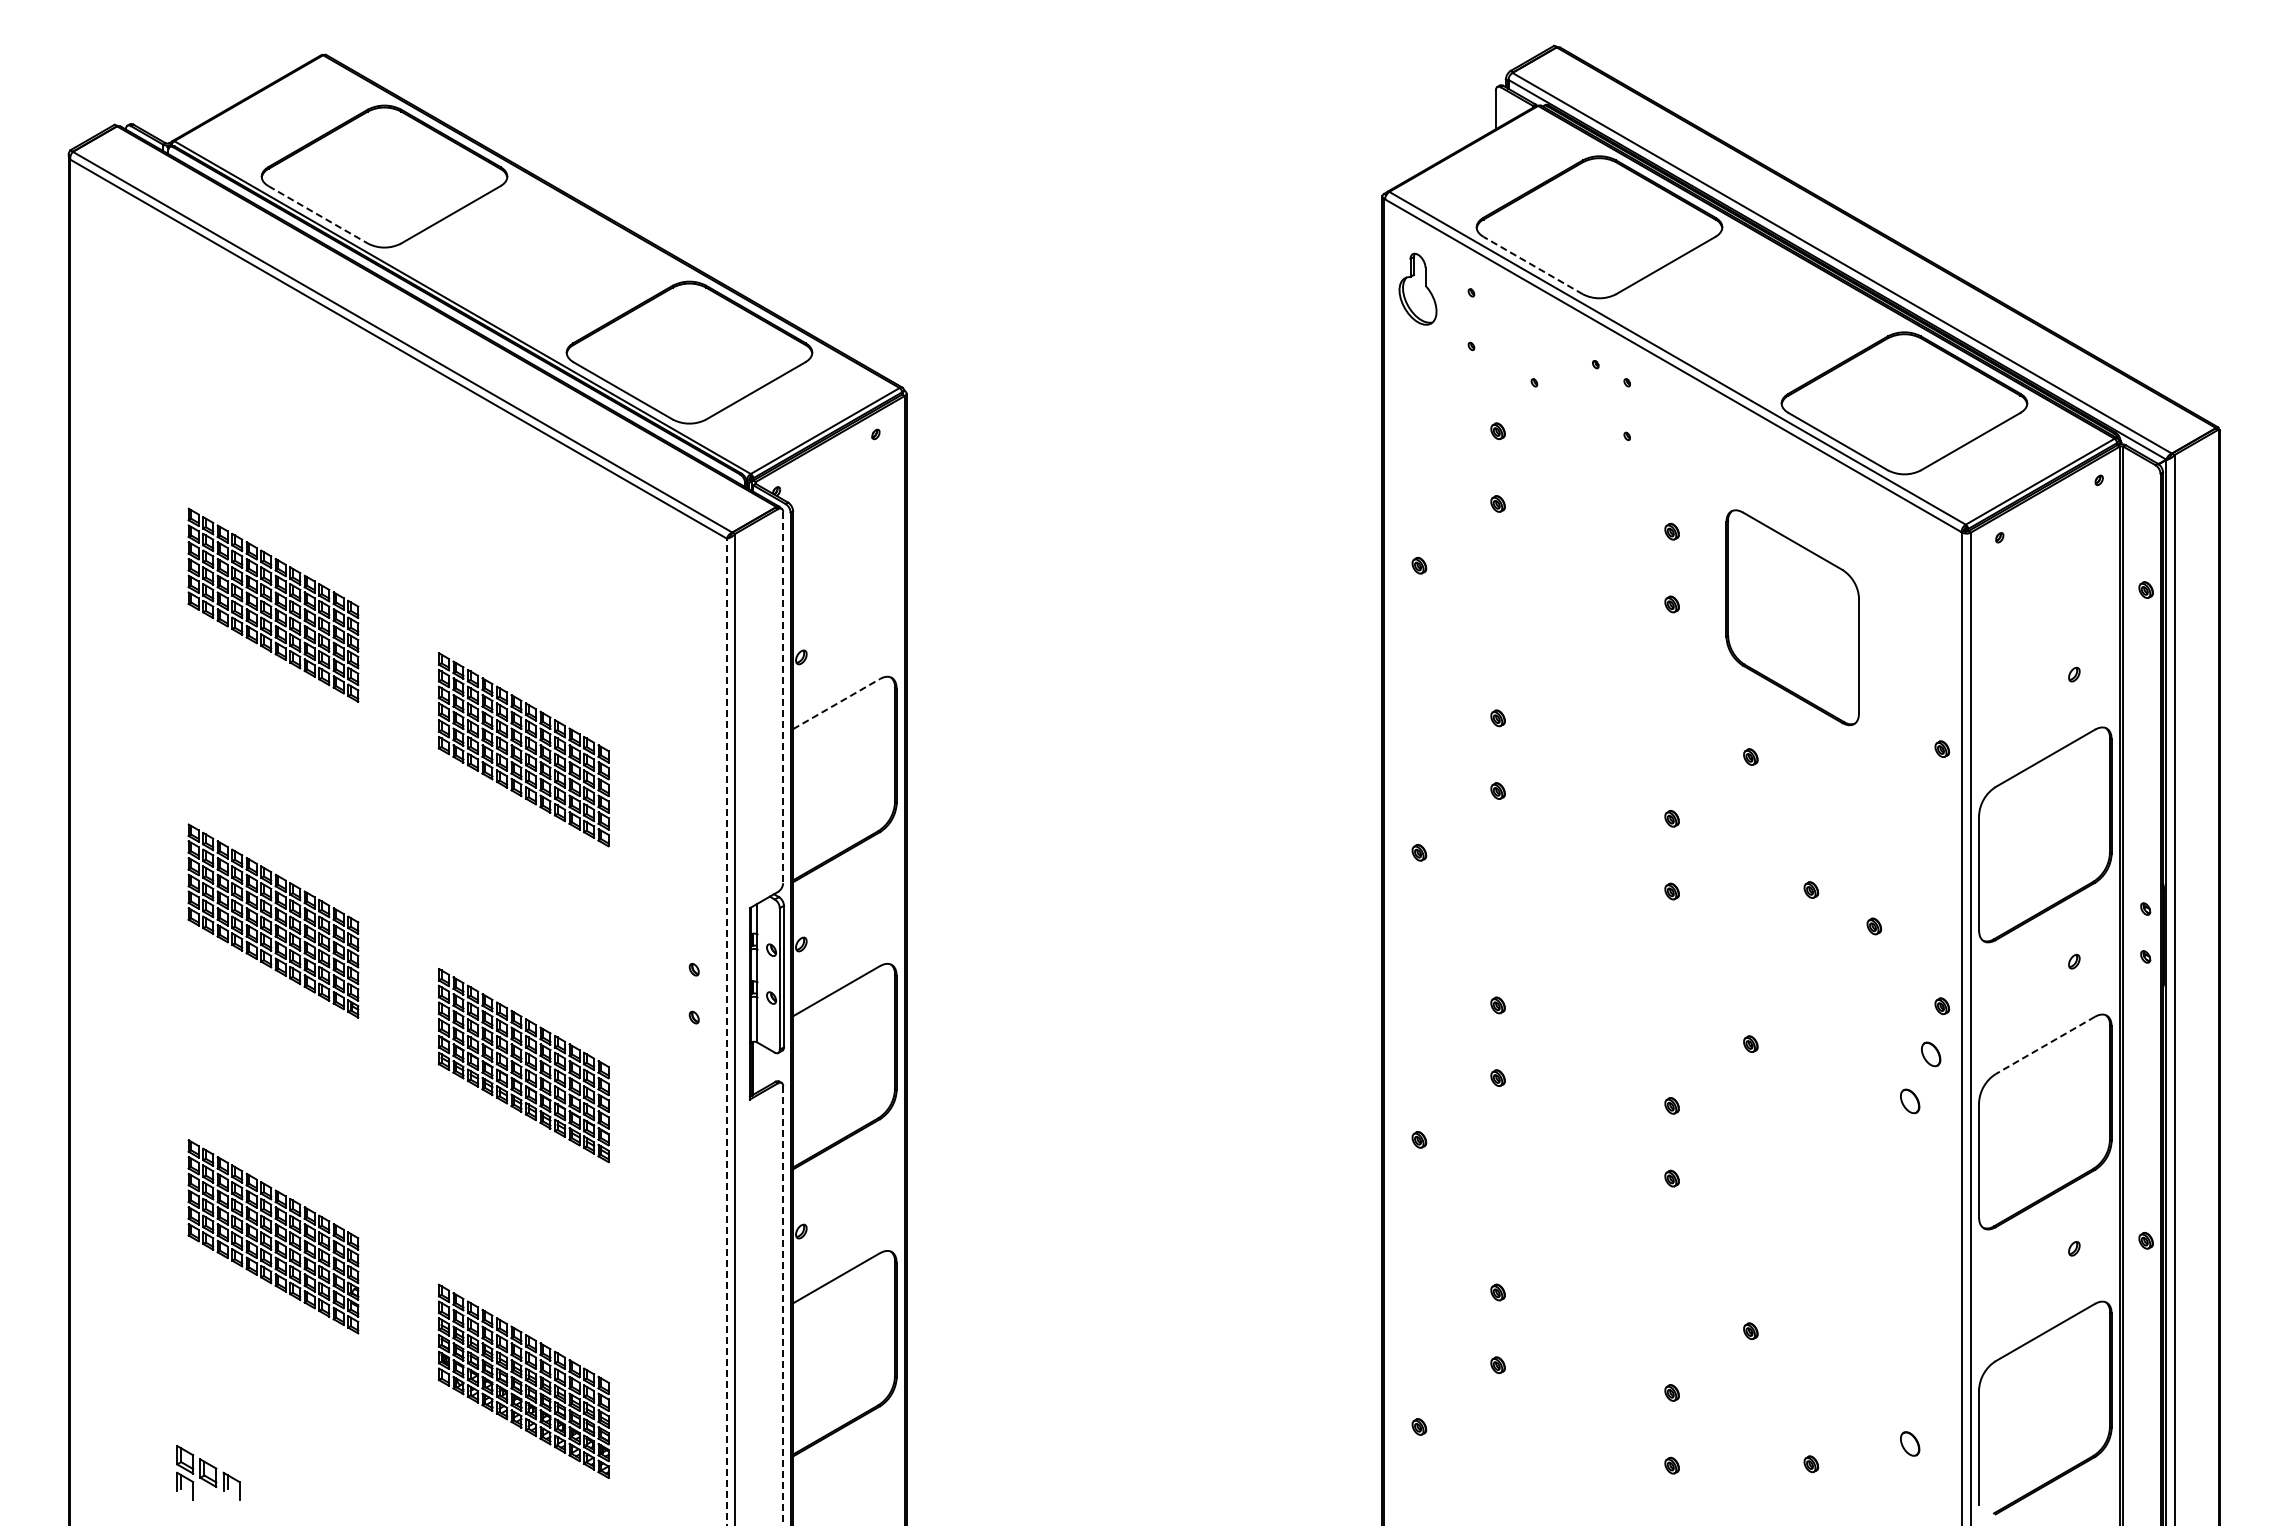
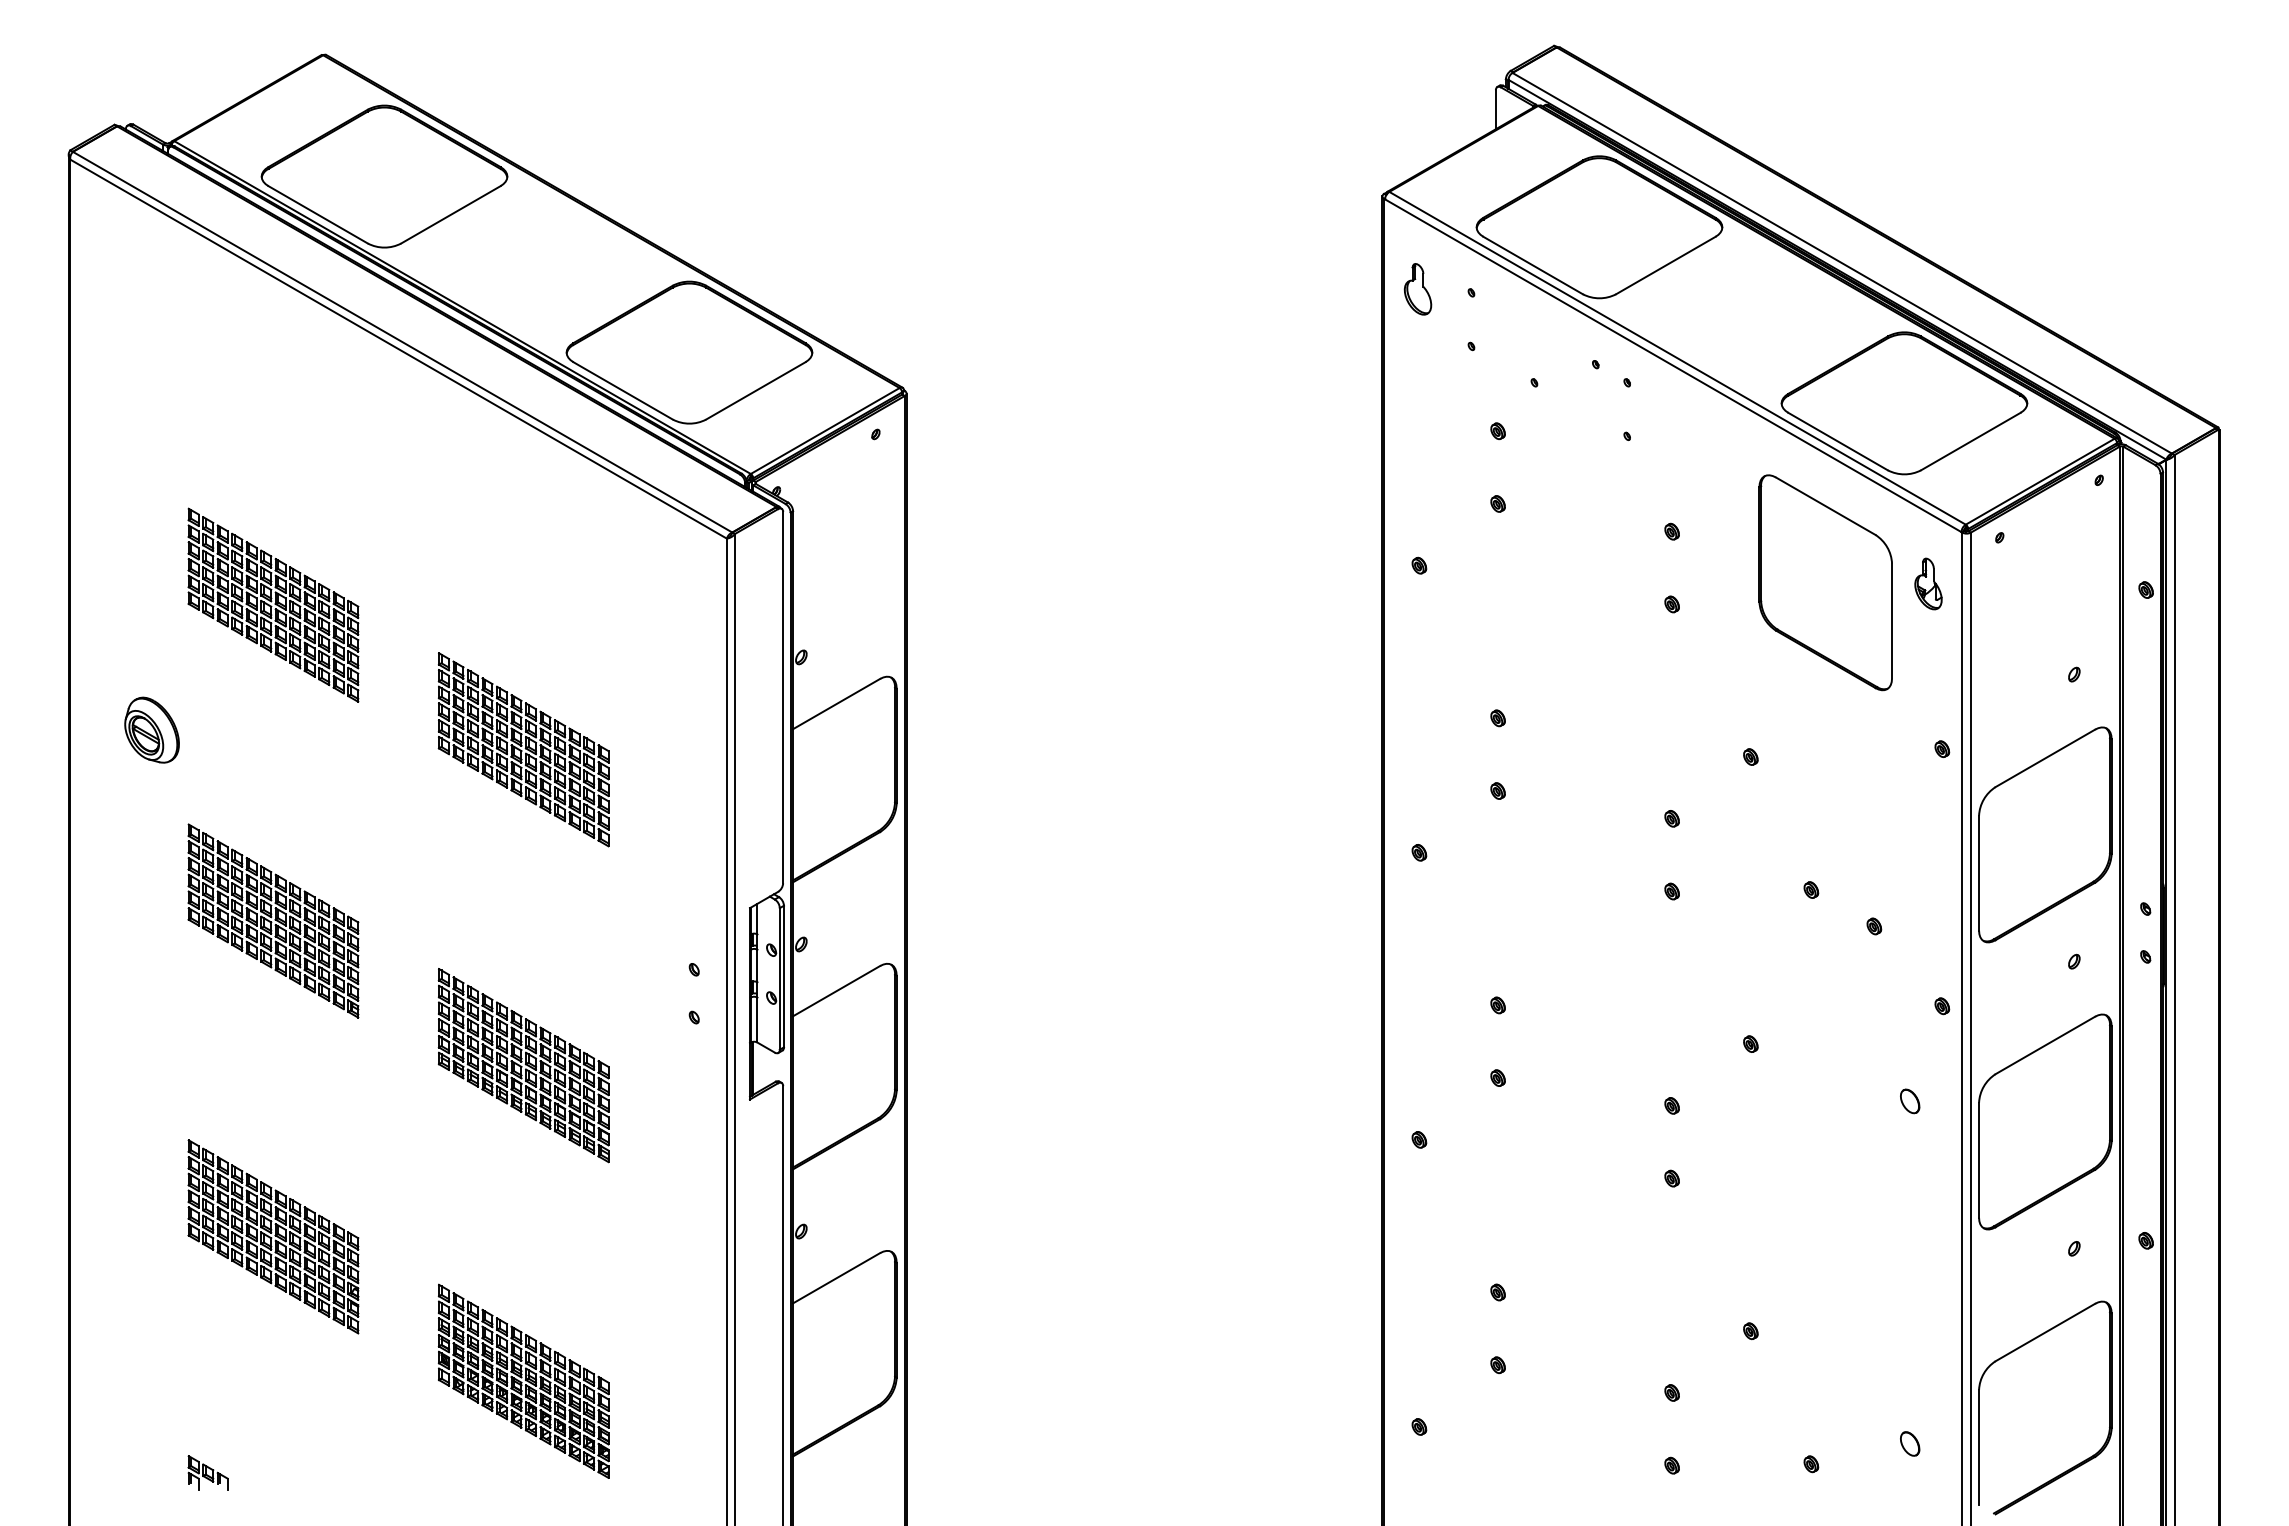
line: dashed -> solid (318, 215)
line: dashed -> solid (1532, 265)
part size: 40x74 px -> 30x53 px (1417, 289)
part: none -> present (1928, 583)
part position: (1792, 617) -> (1825, 582) (1825, 582)
line: dashed -> solid (783, 697)
line: dashed -> solid (837, 703)
part: none -> present (151, 729)
line: dashed -> solid (726, 1031)
line: dashed -> solid (2044, 1045)
part: present -> none (1931, 1054)
line: dashed -> solid (783, 1305)
part size: 65x56 px -> 42x36 px (207, 1472)
